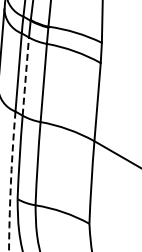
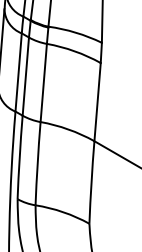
line: dashed -> solid (25, 76)
arc: dashed -> solid (11, 181)
